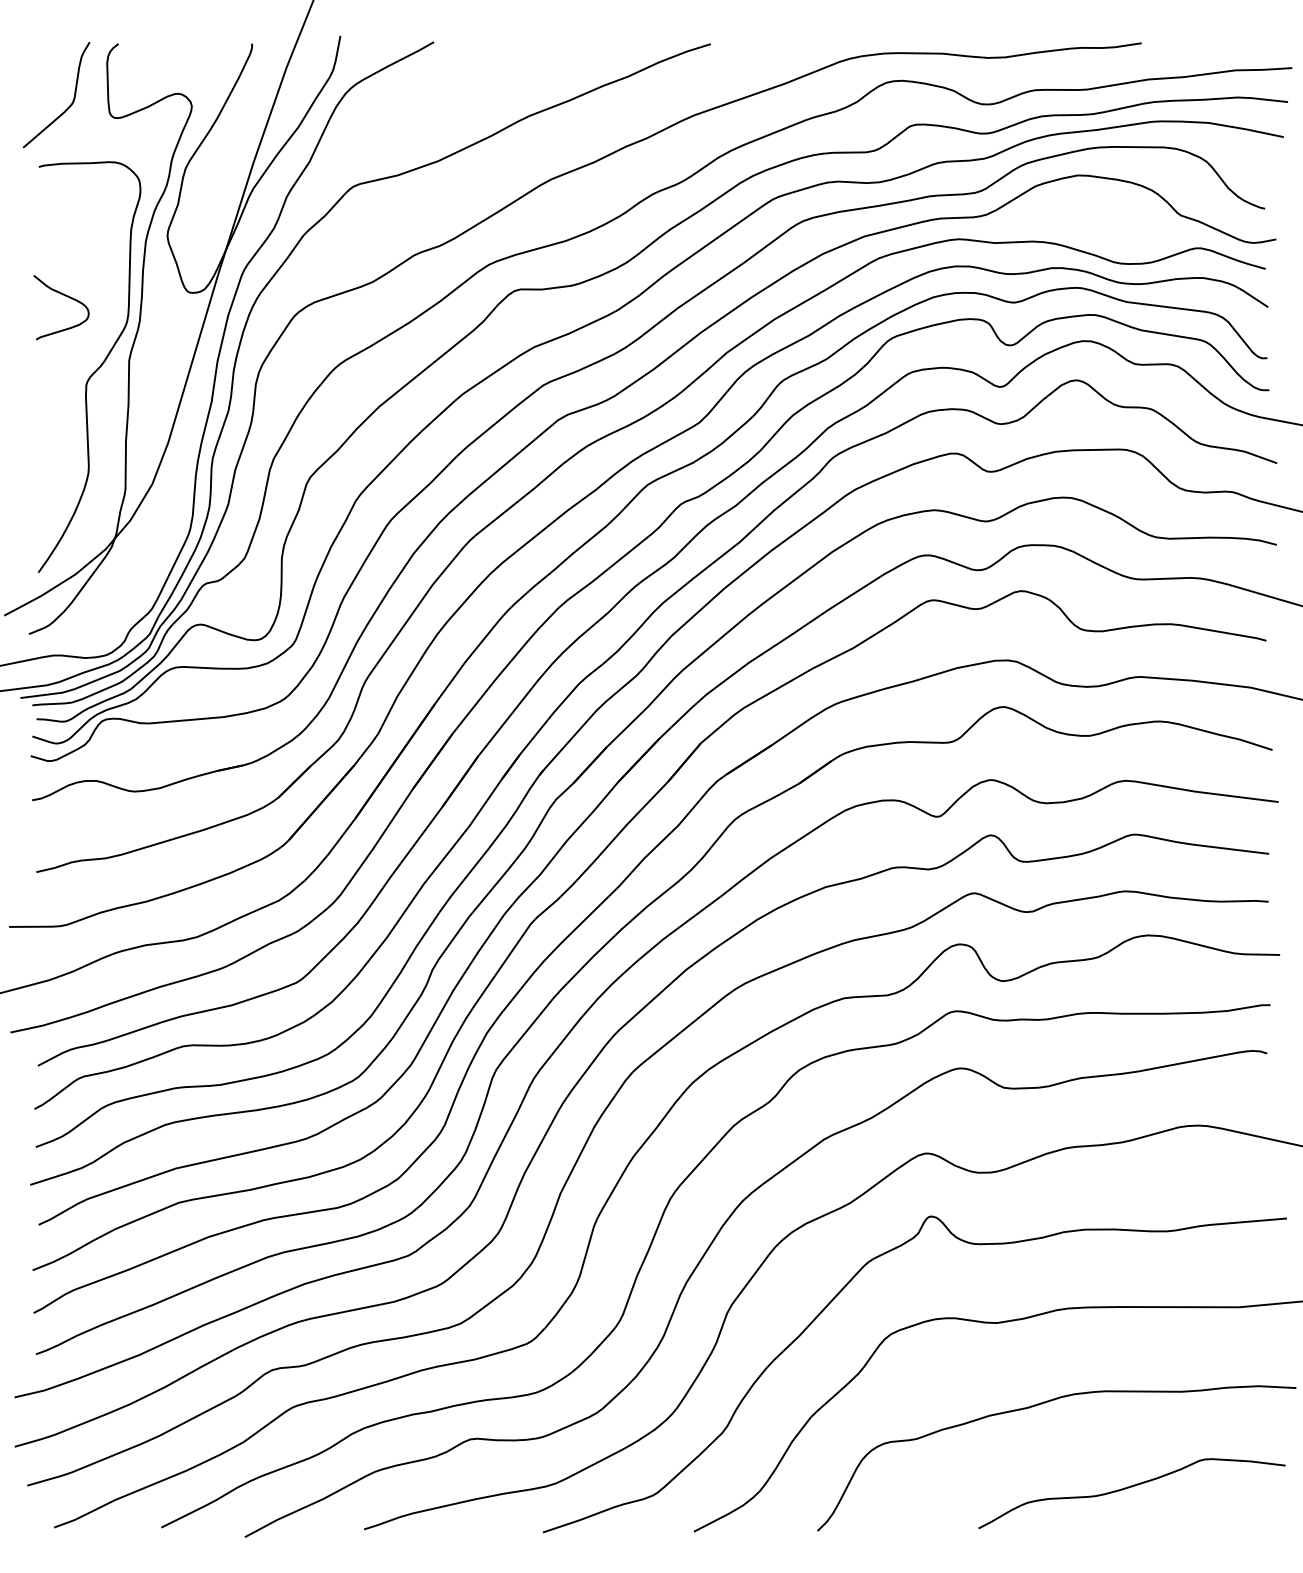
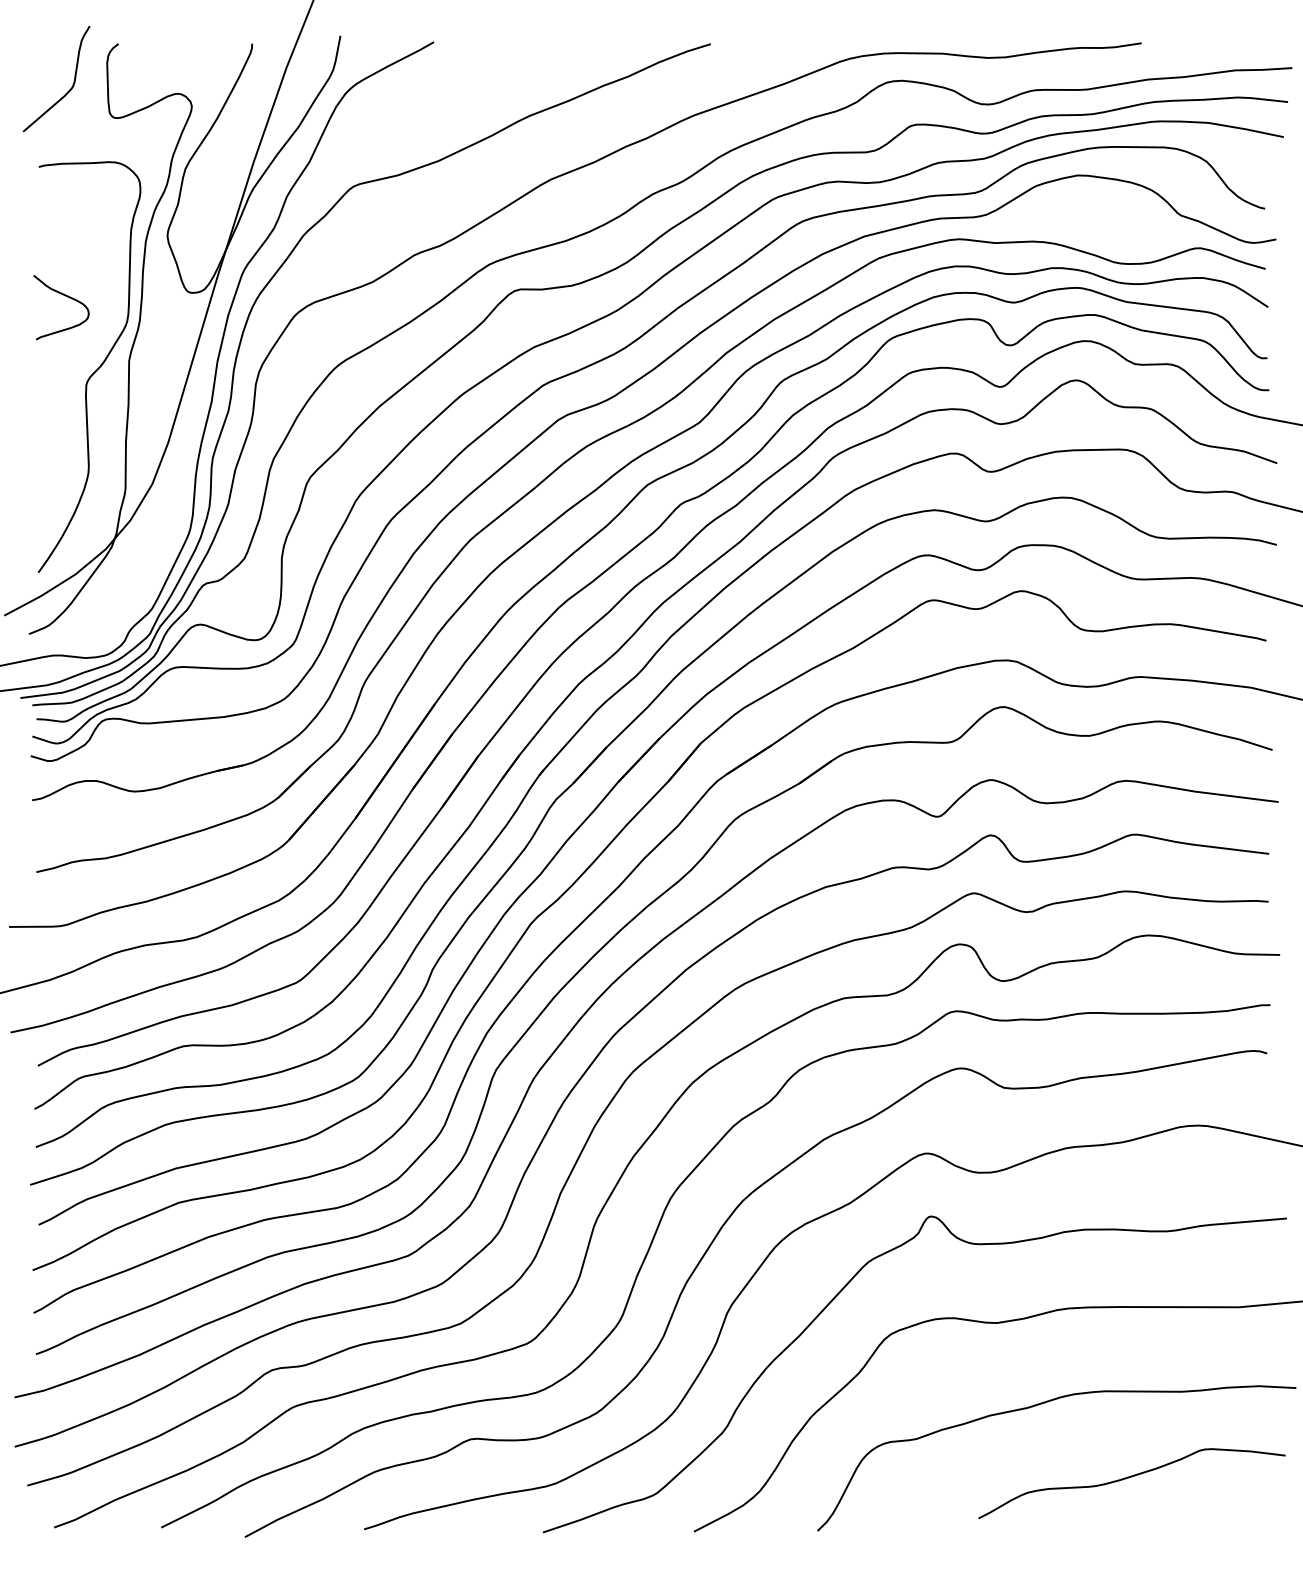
curve position: (68, 106) -> (68, 90) (68, 90)
curve position: (1129, 1488) -> (1129, 1478) (1129, 1478)
